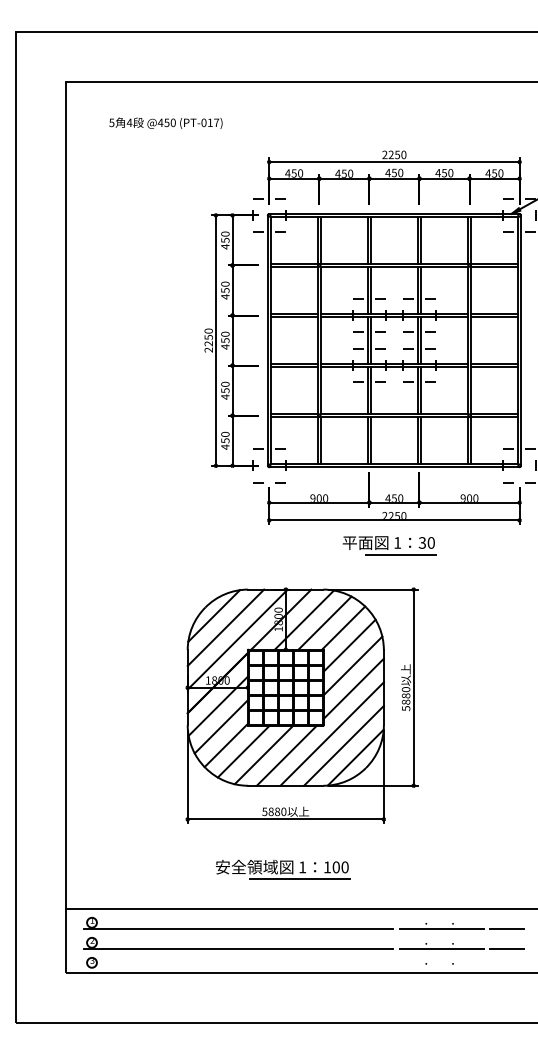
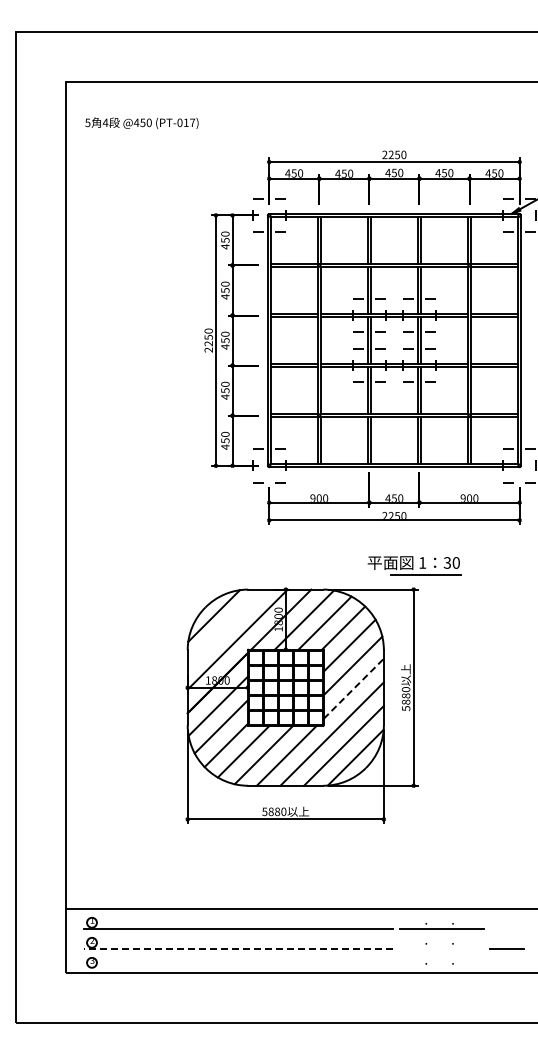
text position: (165, 122) -> (141, 122) (141, 122)
part position: (389, 545) -> (414, 565) (414, 565)
line: present -> none (225, 627)
line: solid -> dashed (354, 688)
part: present -> none (283, 869)
line: present -> none (506, 929)
line: solid -> dashed (238, 949)
line: present -> none (441, 949)
